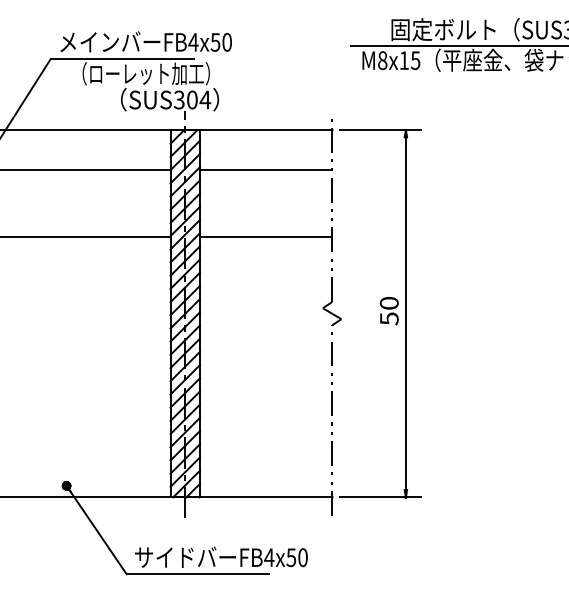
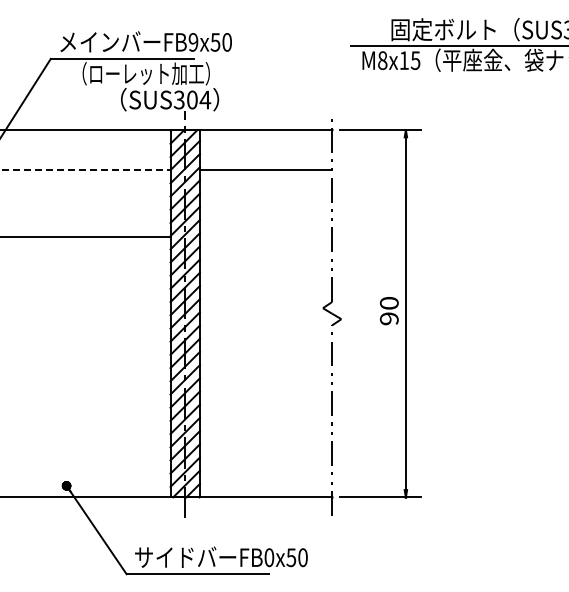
text: FB4x50 -> FB9x50 (193, 42)
line: solid -> dashed (85, 170)
line: present -> none (265, 236)
text: 50 -> 90 (388, 318)
text: FB4x50 -> FB0x50 (269, 557)
